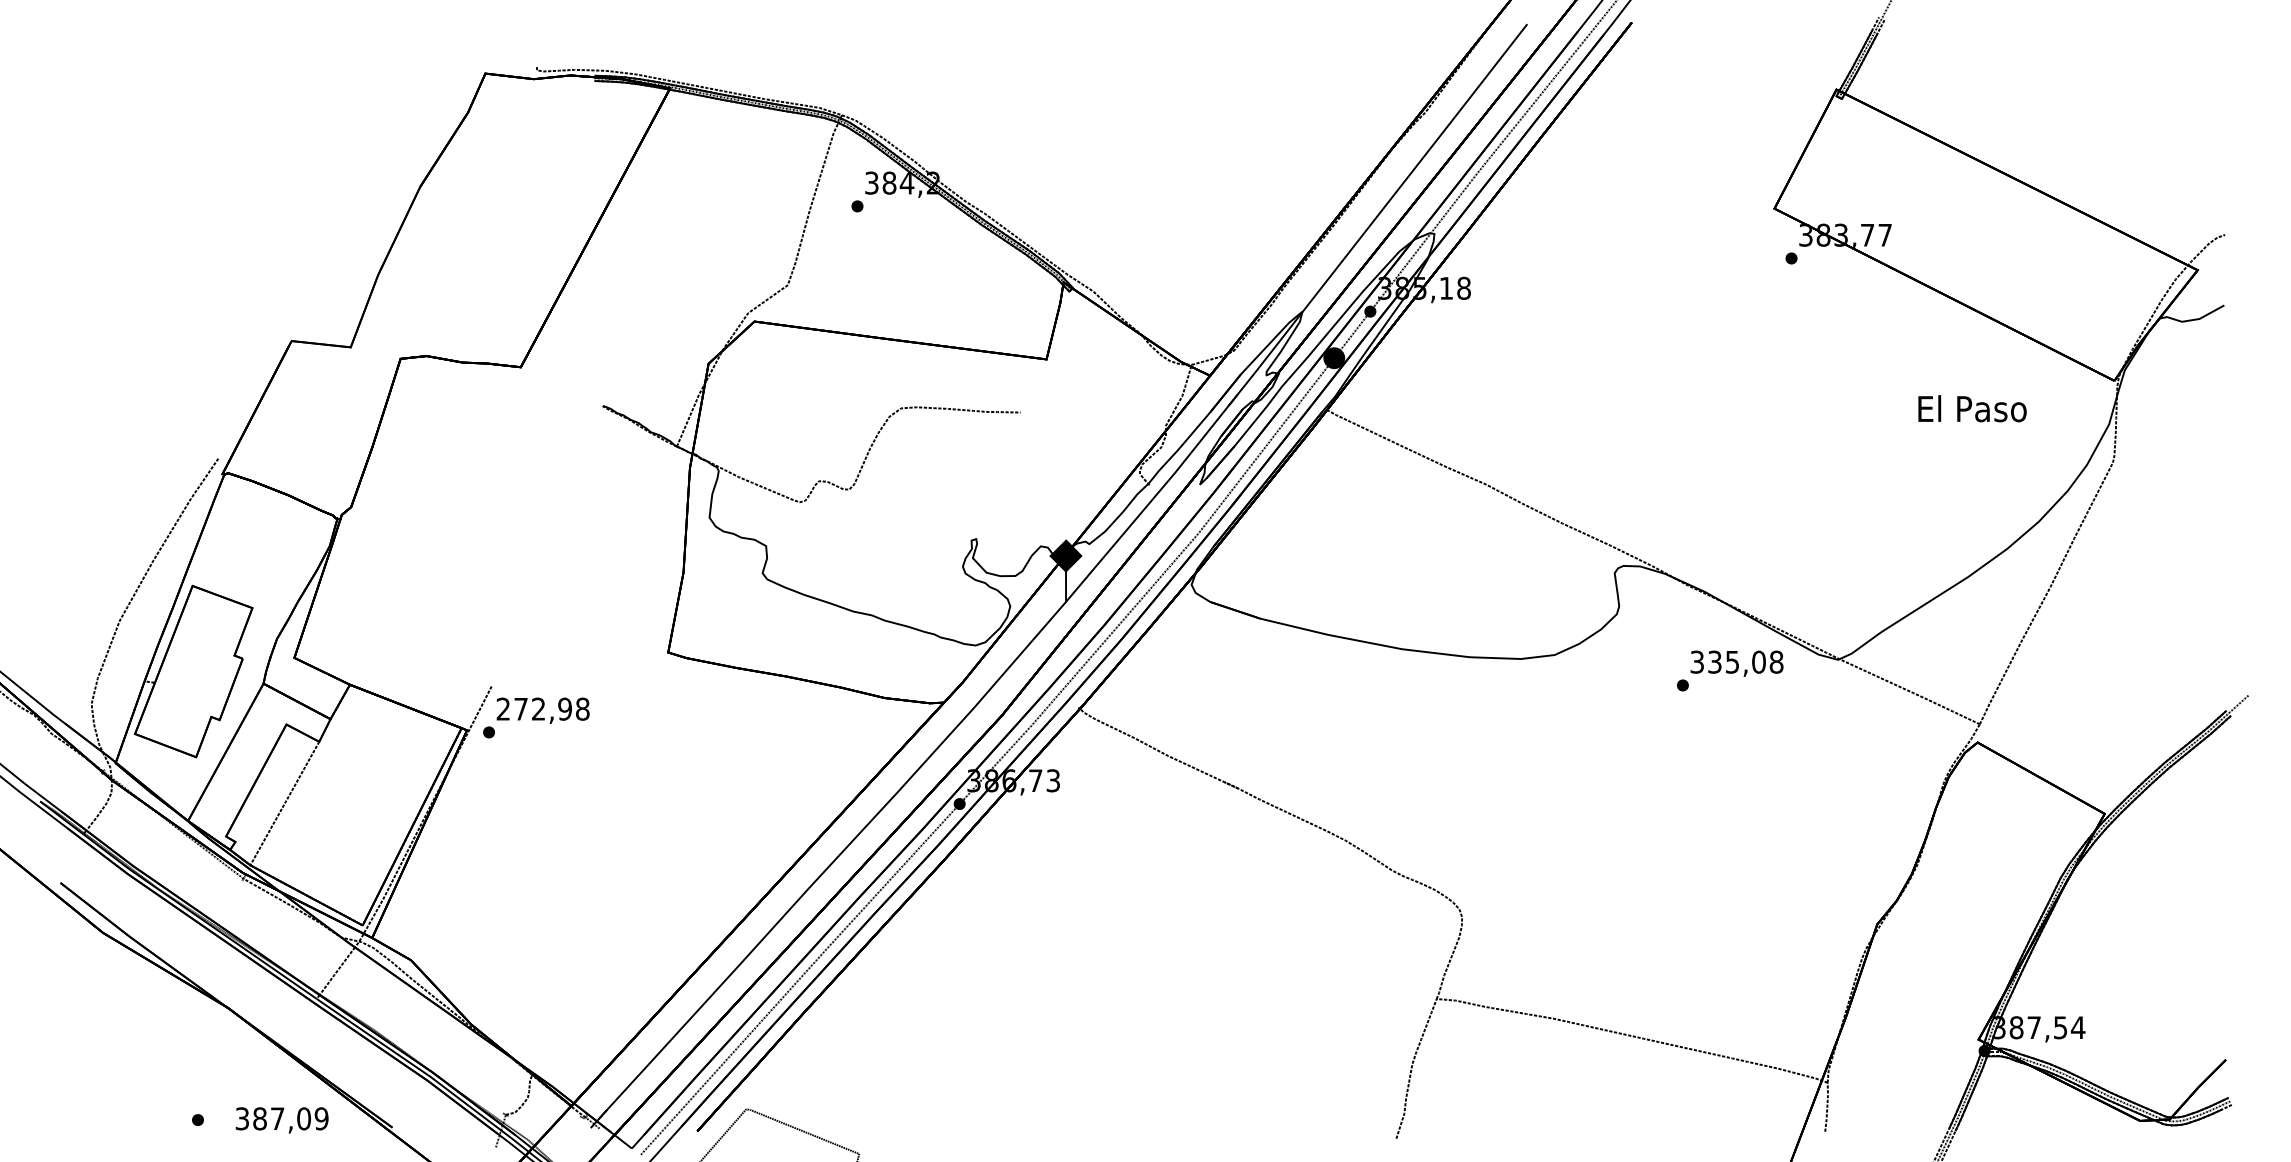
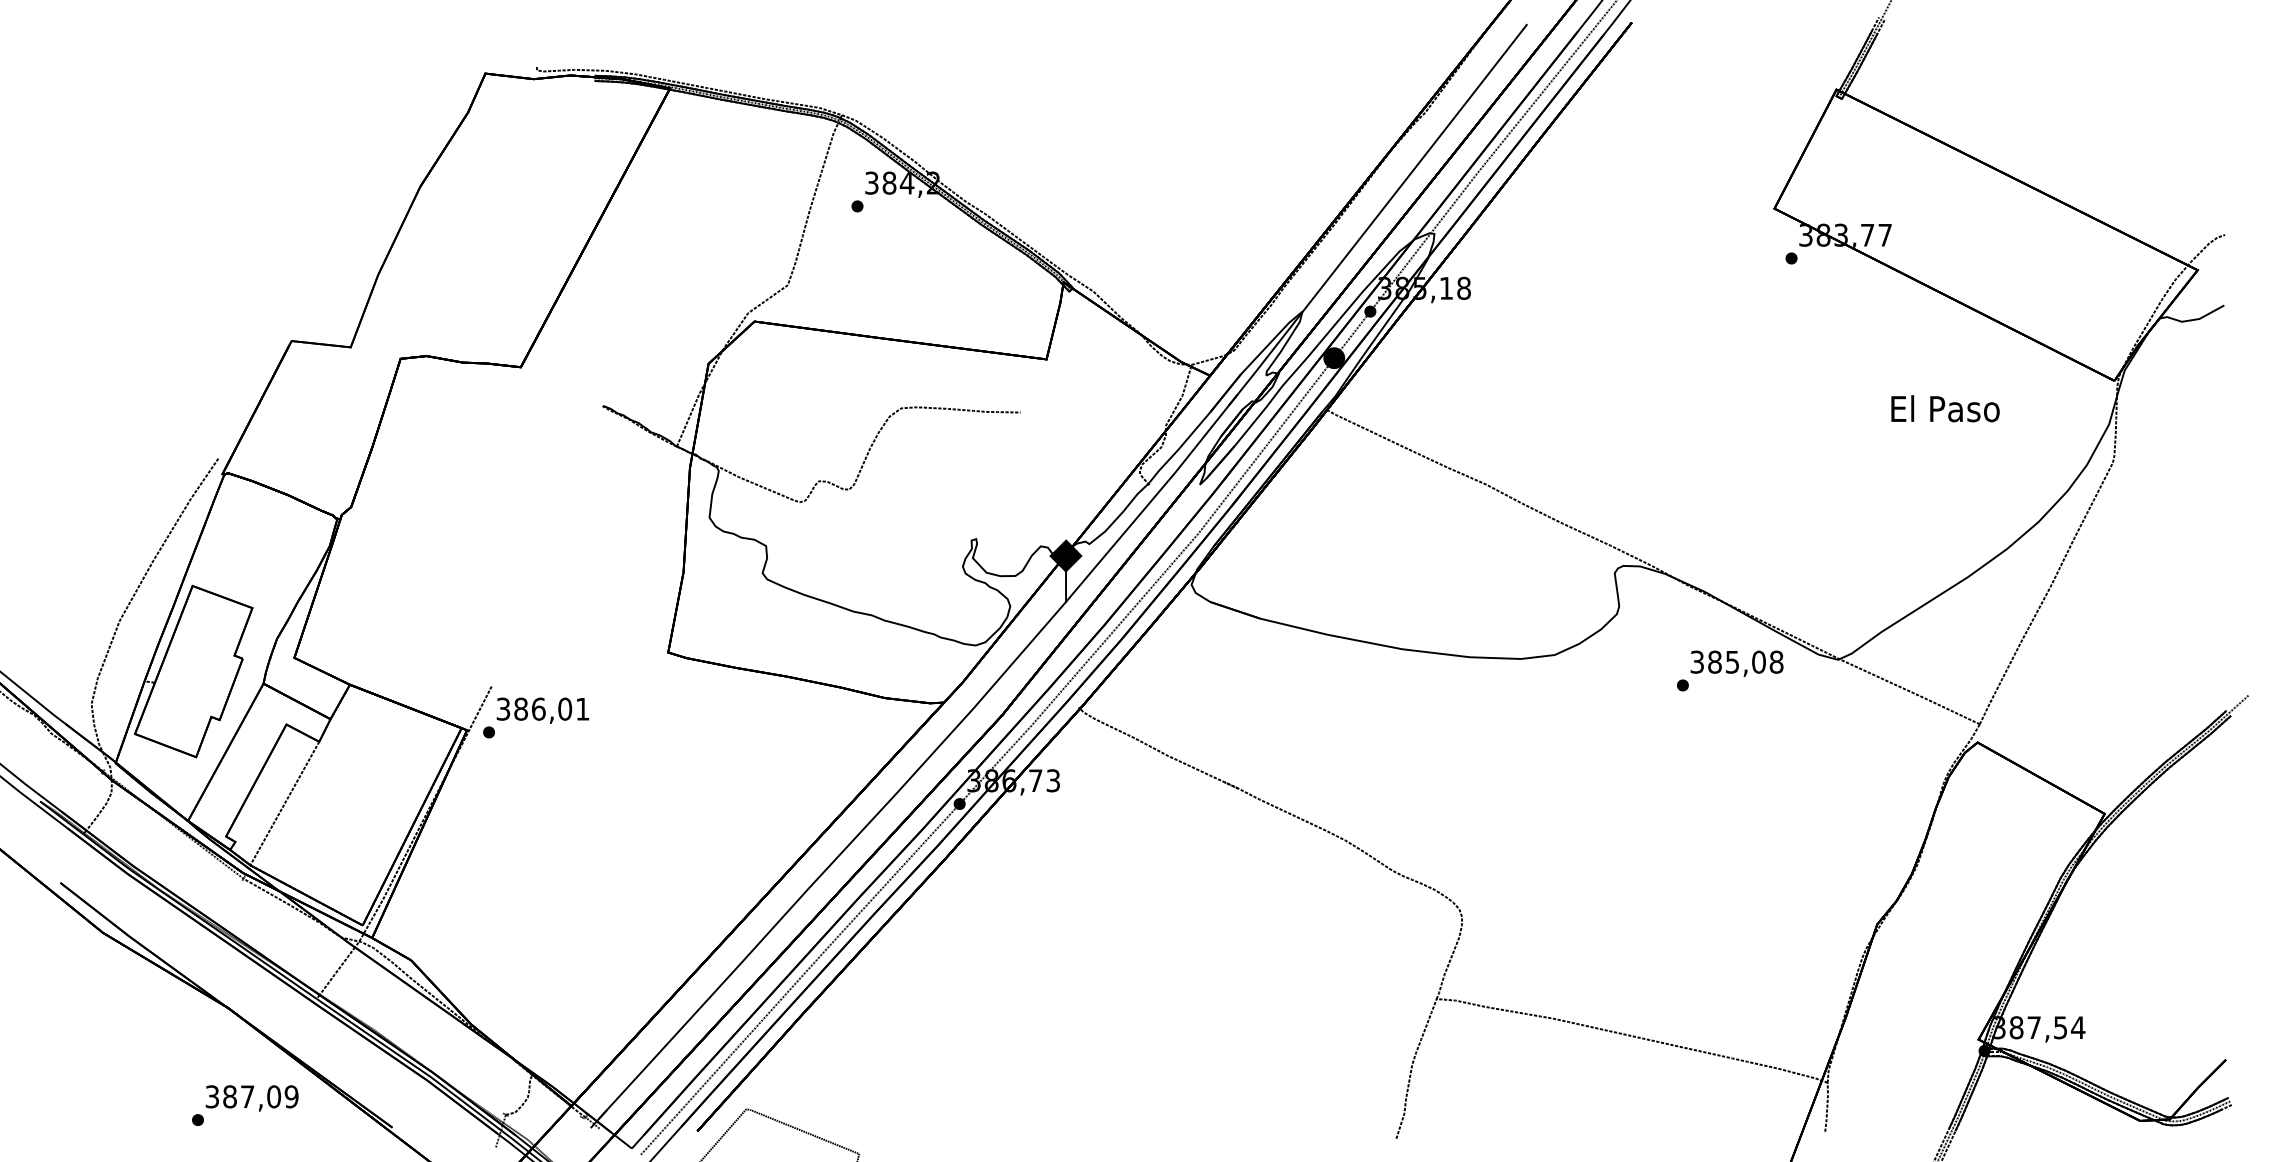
text position: (1972, 408) -> (1945, 408) (1945, 408)
text: 335,08 -> 385,08 (1714, 661)
text: 272,98 -> 386,01 (542, 708)
text position: (281, 1120) -> (251, 1098) (251, 1098)
